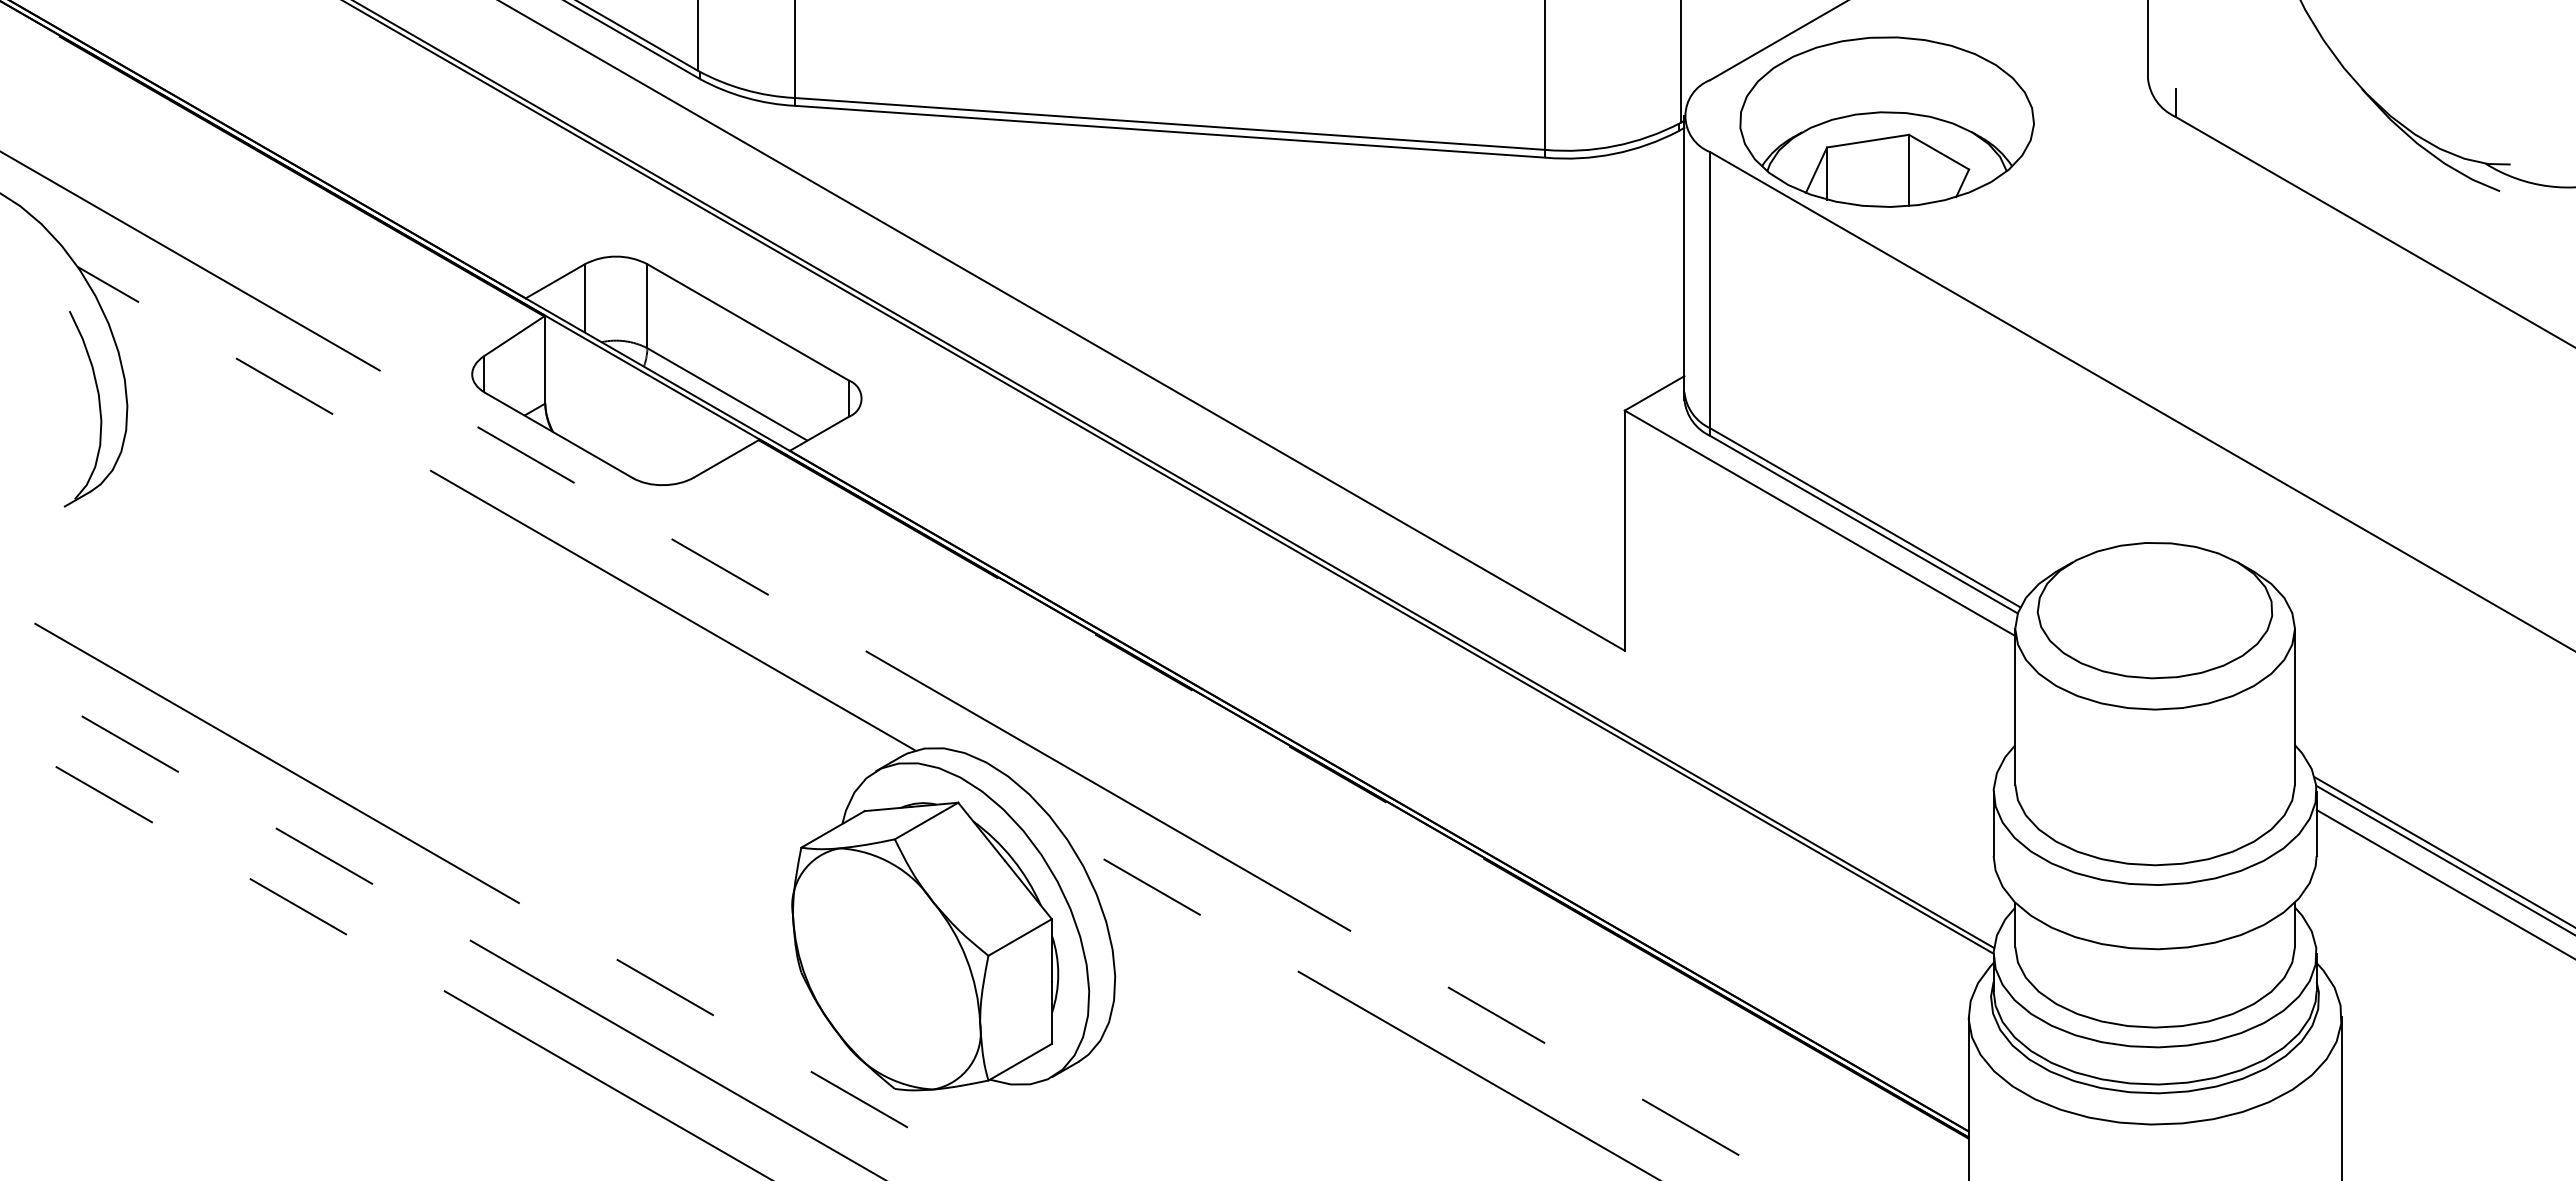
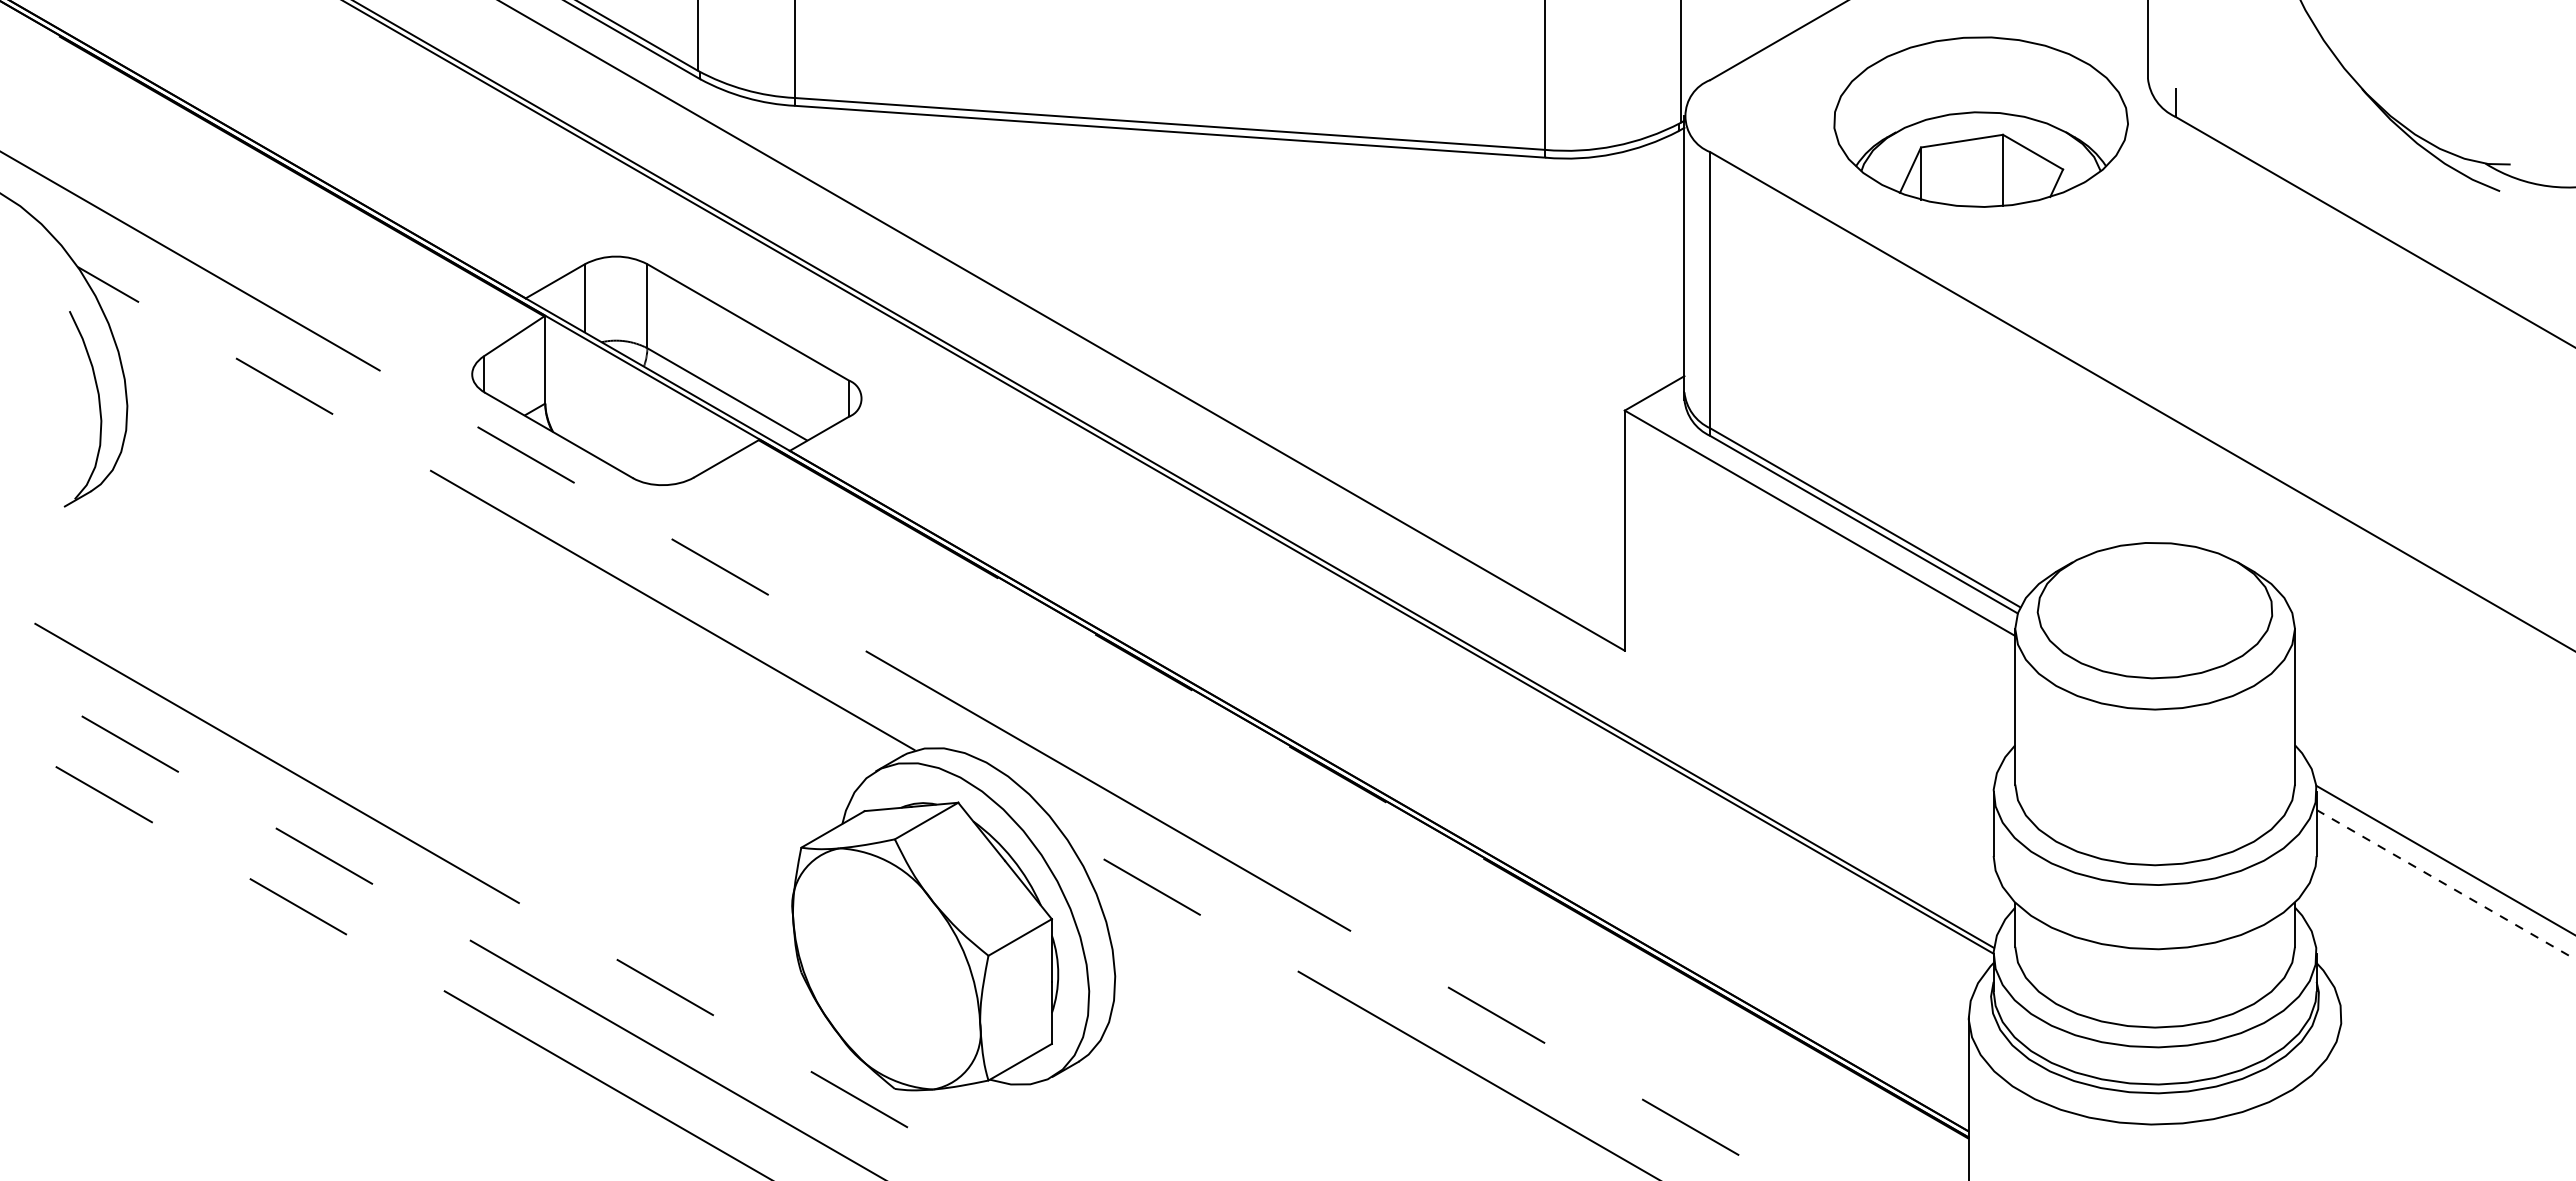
part position: (1886, 121) -> (1980, 121) (1980, 121)
line: present -> none (2443, 851)
line: solid -> dashed (2446, 884)
line: present -> none (2341, 1096)
